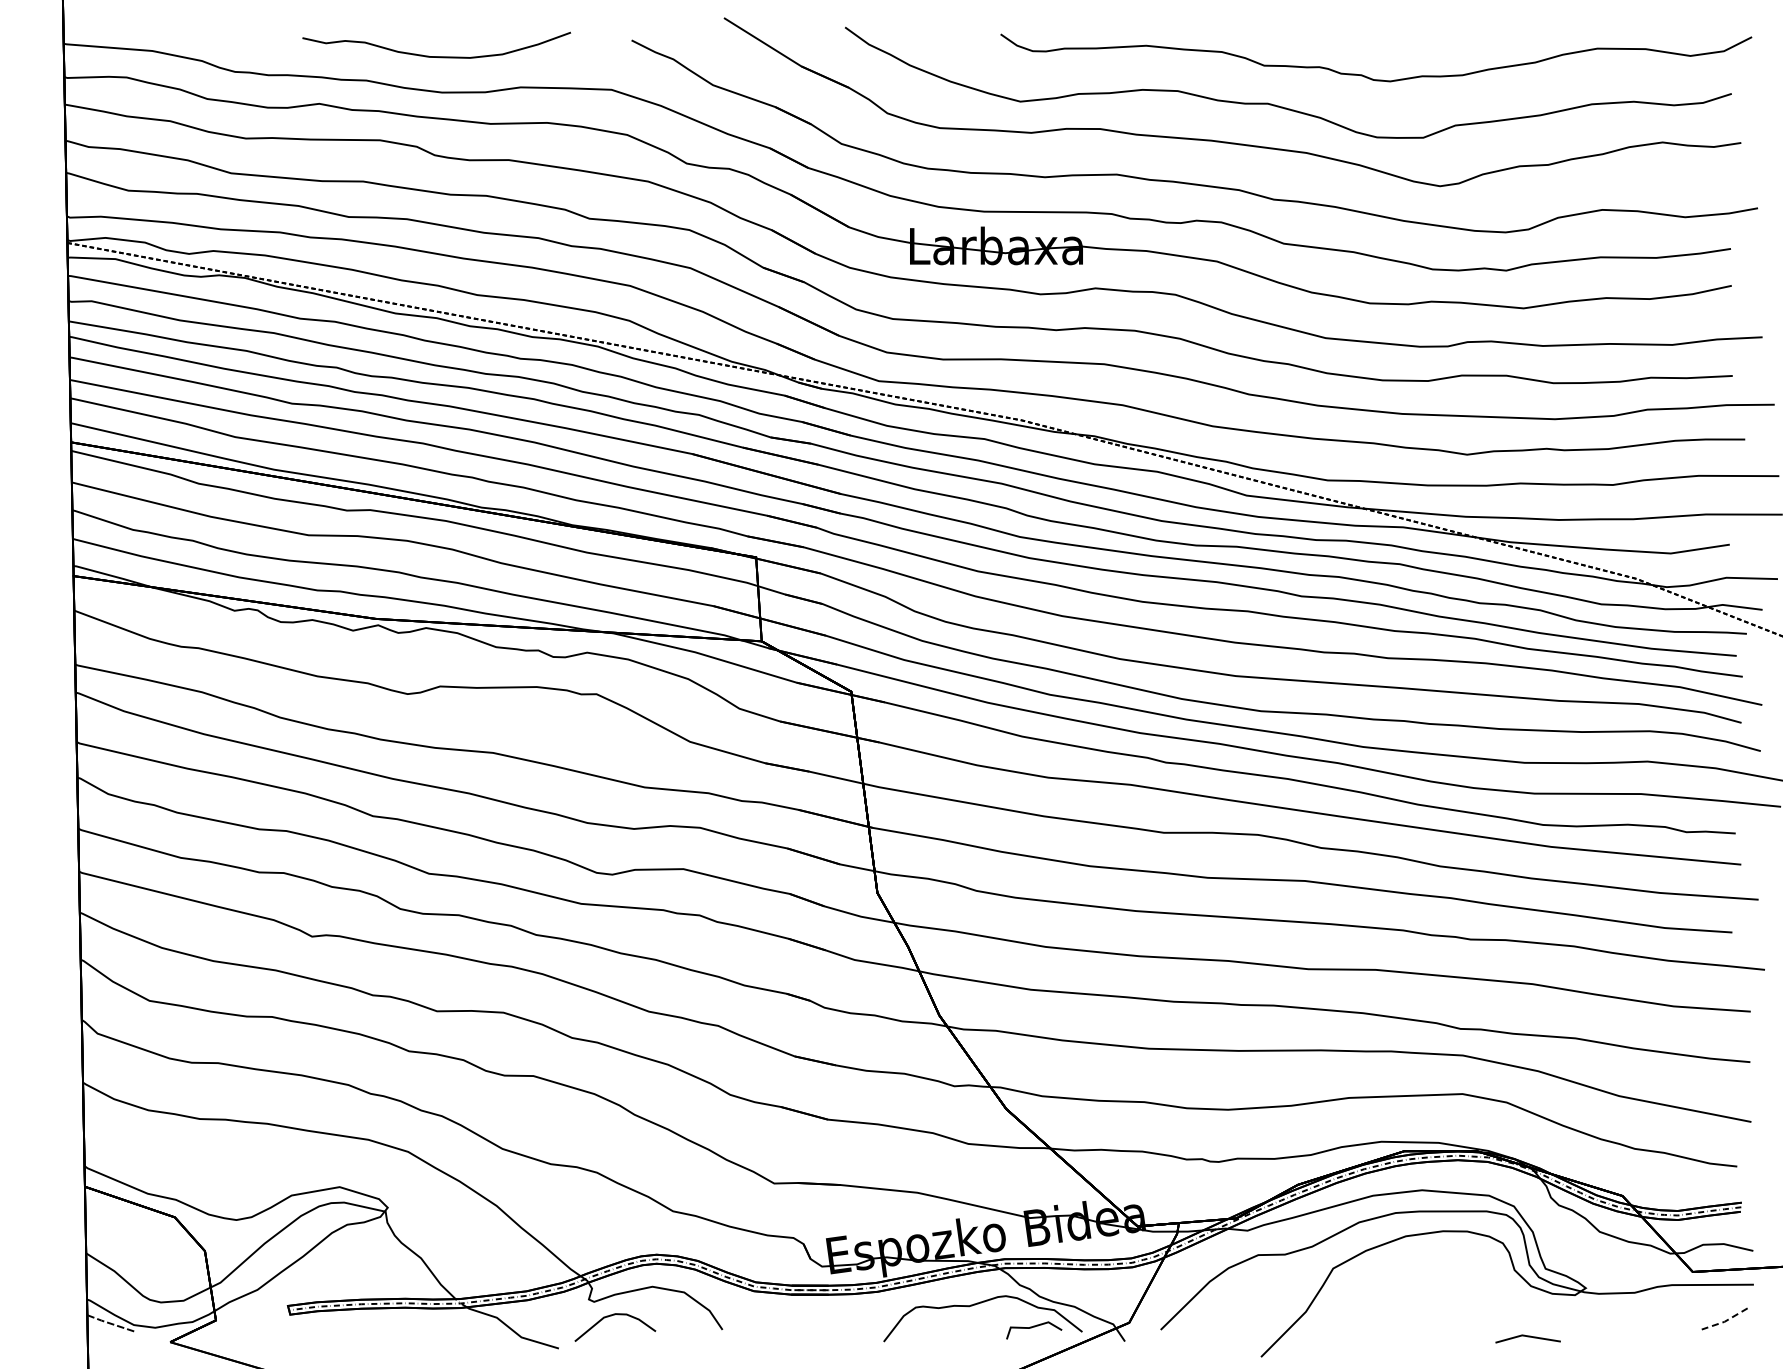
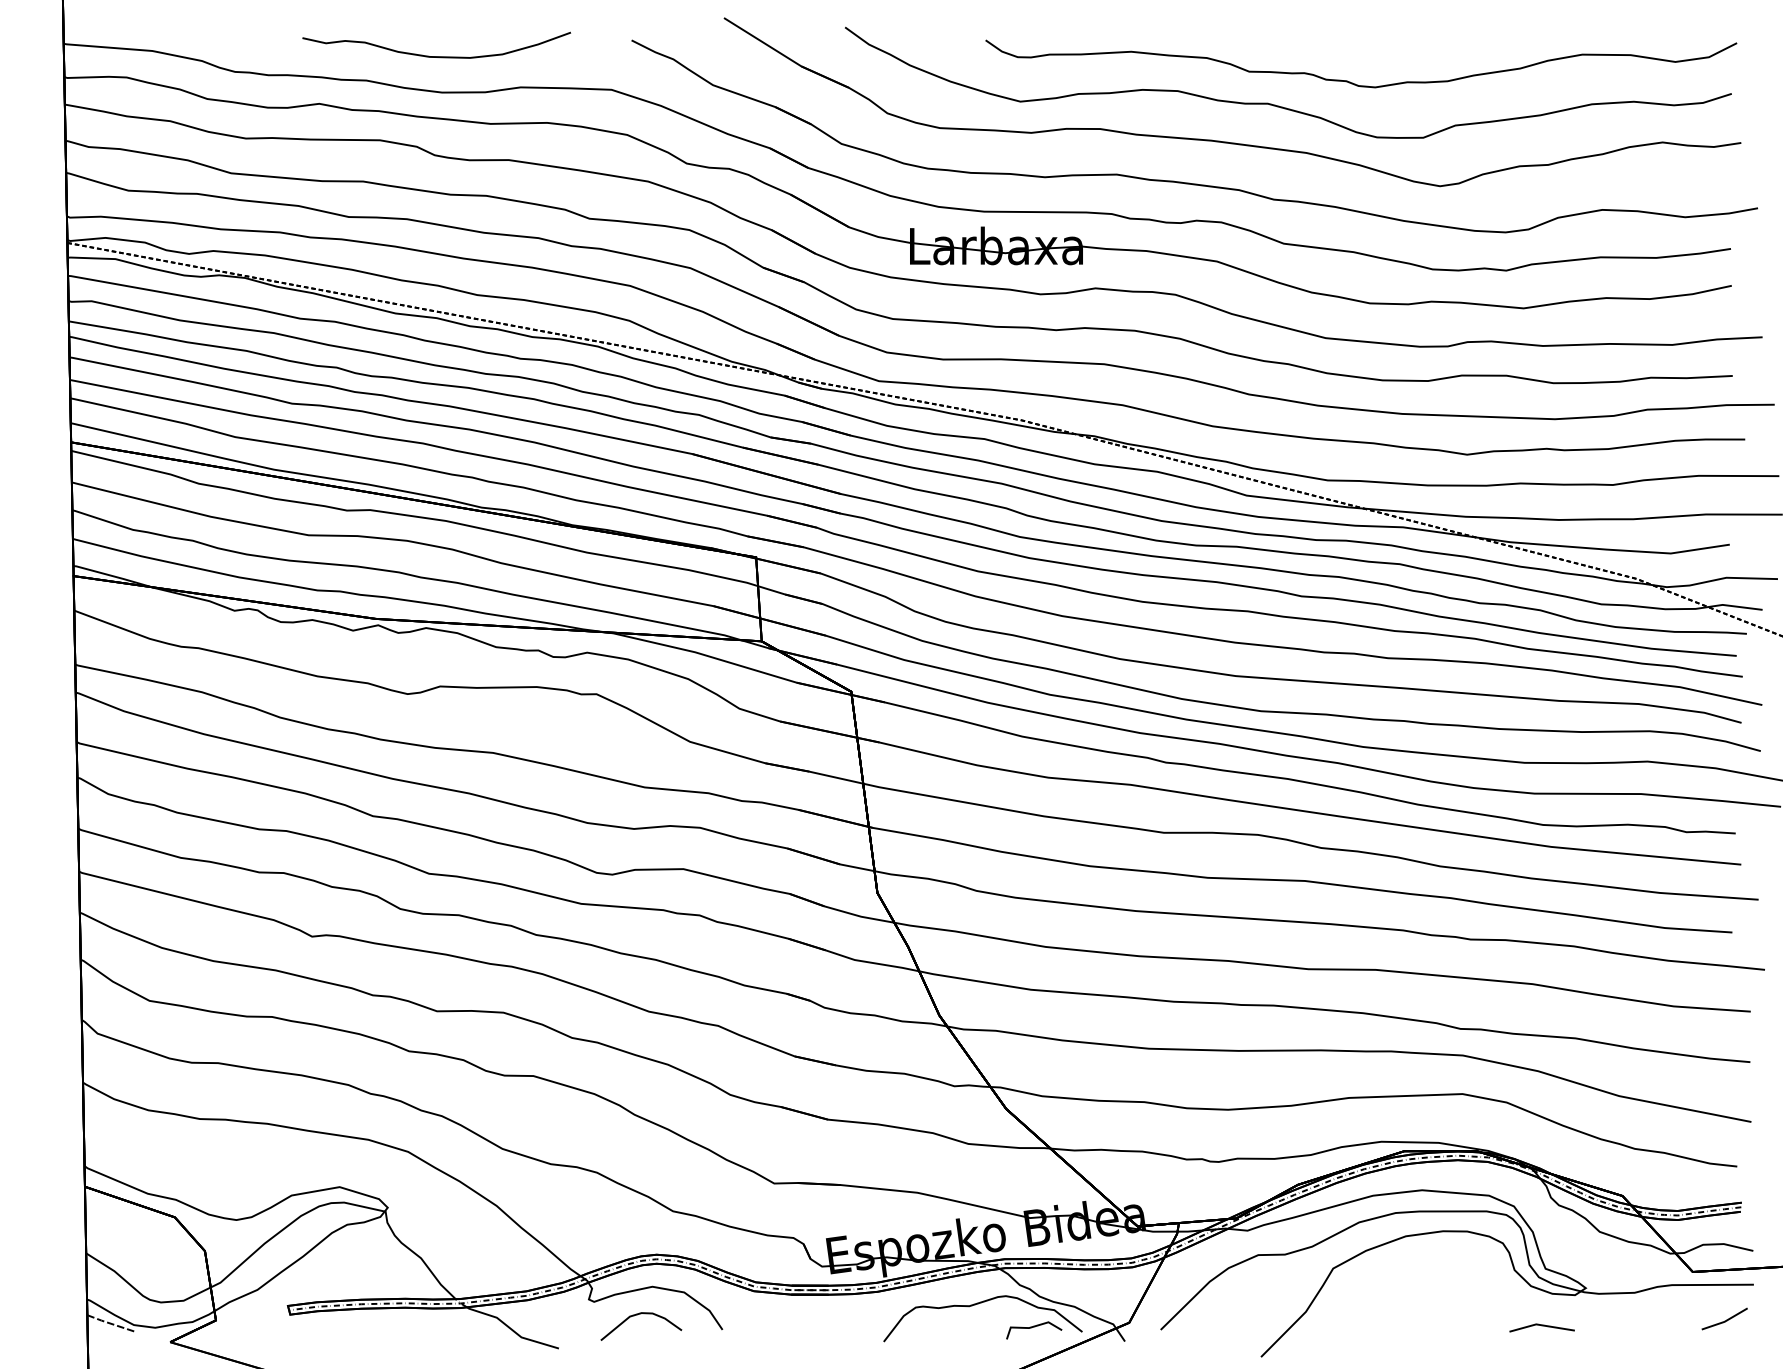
curve position: (1370, 77) -> (1355, 83) (1355, 83)
curve position: (611, 1316) -> (637, 1315) (637, 1315)
line: dashed -> solid (1724, 1321)
line position: (1527, 1337) -> (1541, 1326) (1541, 1326)
